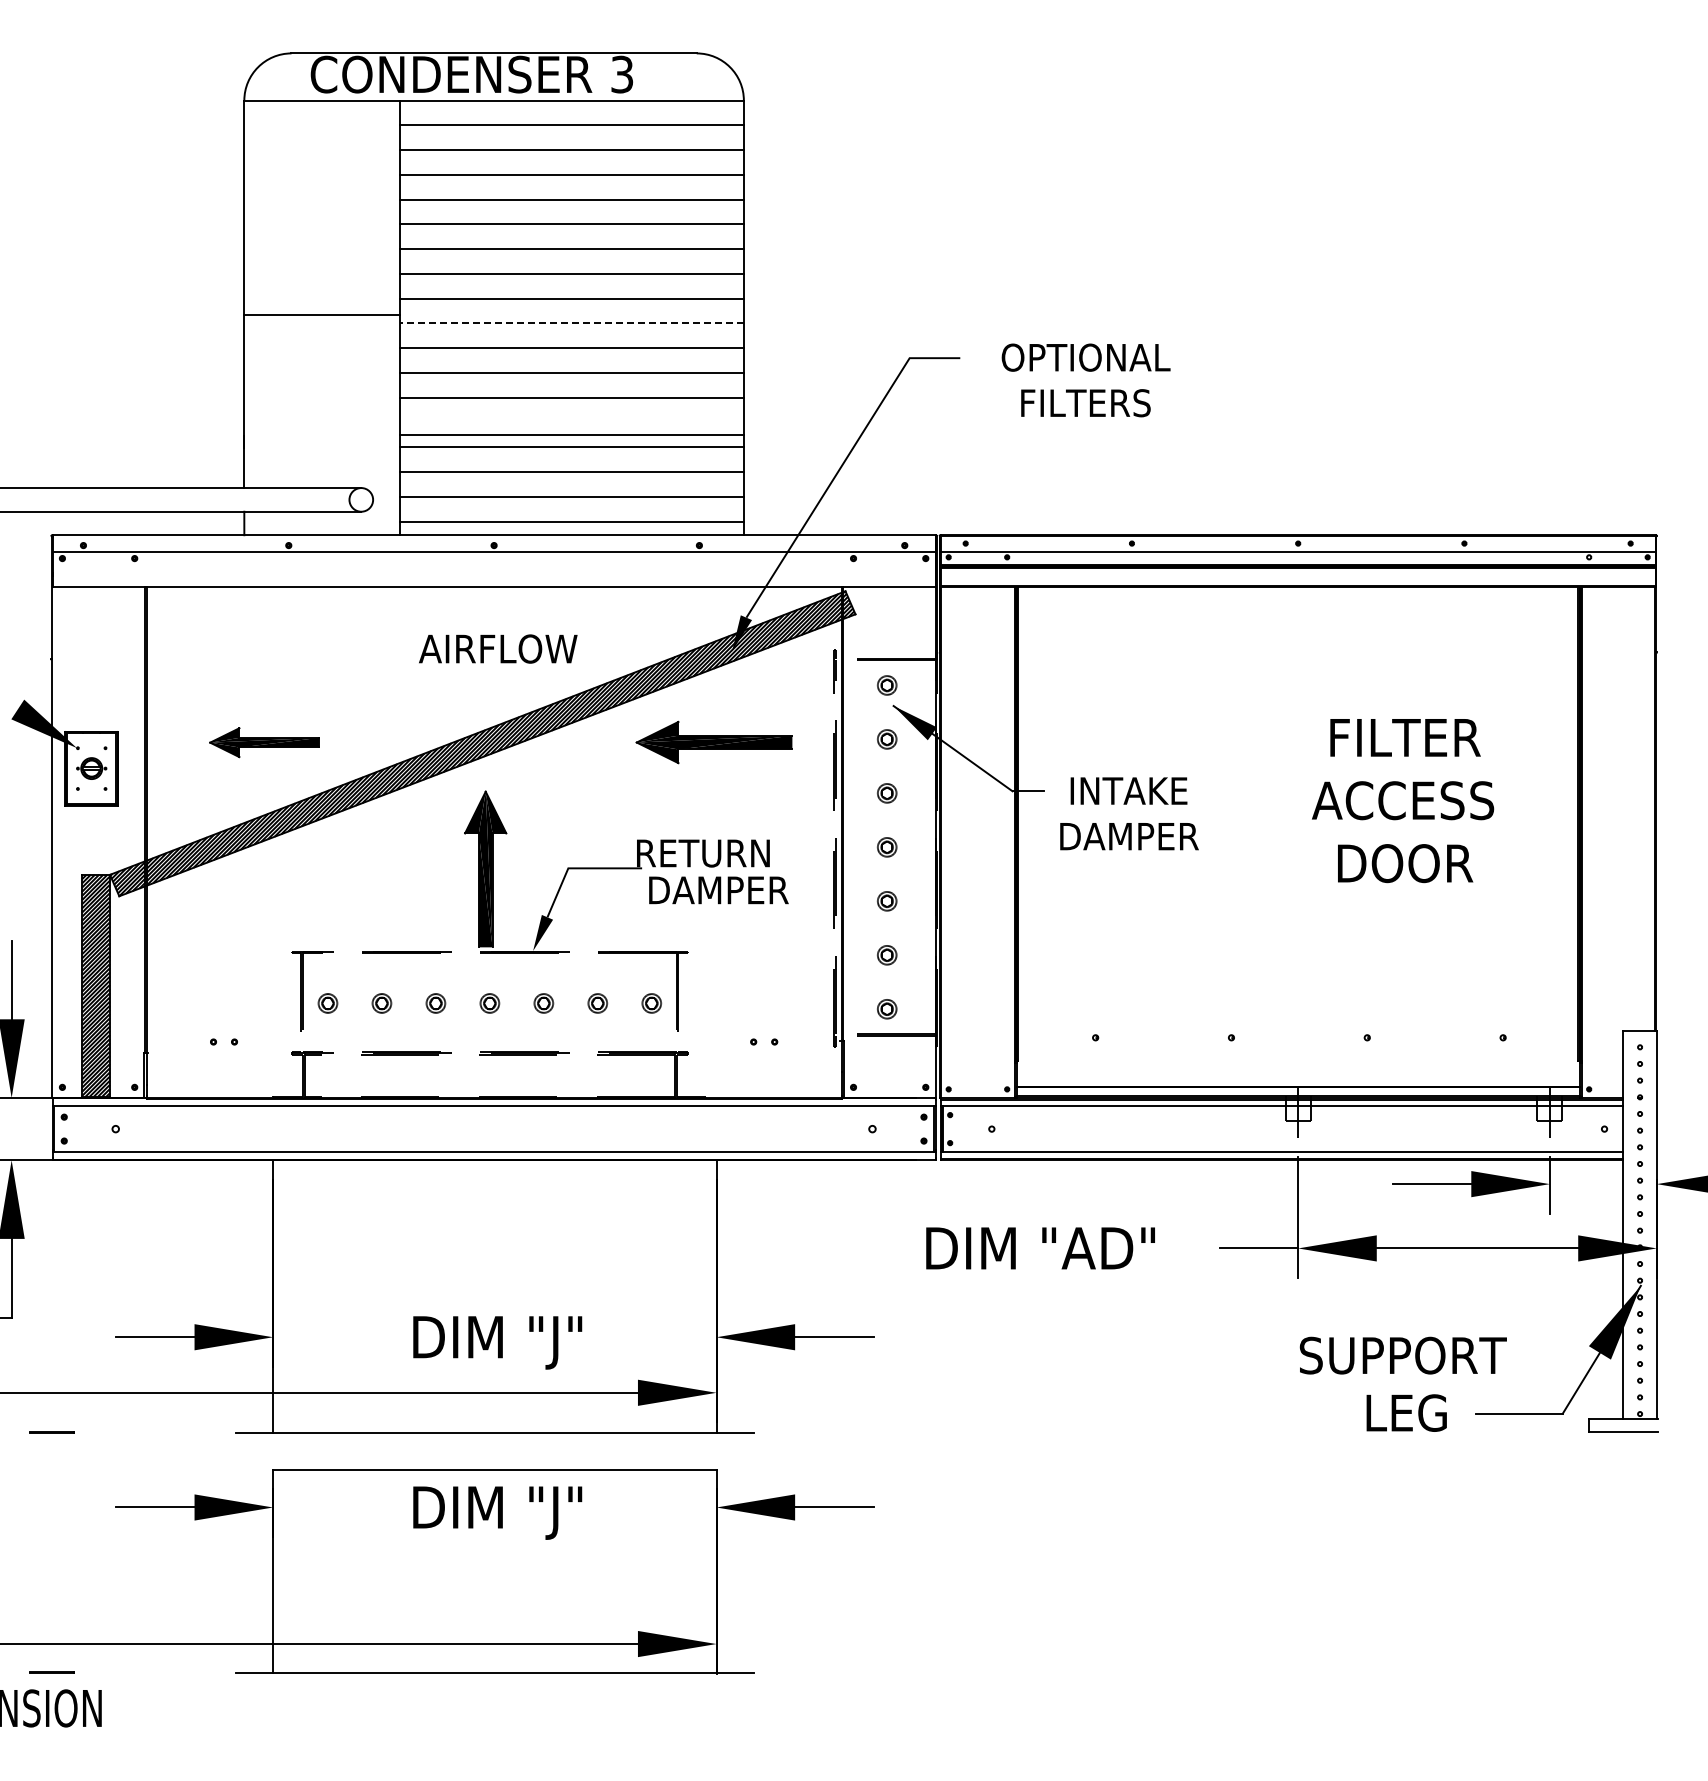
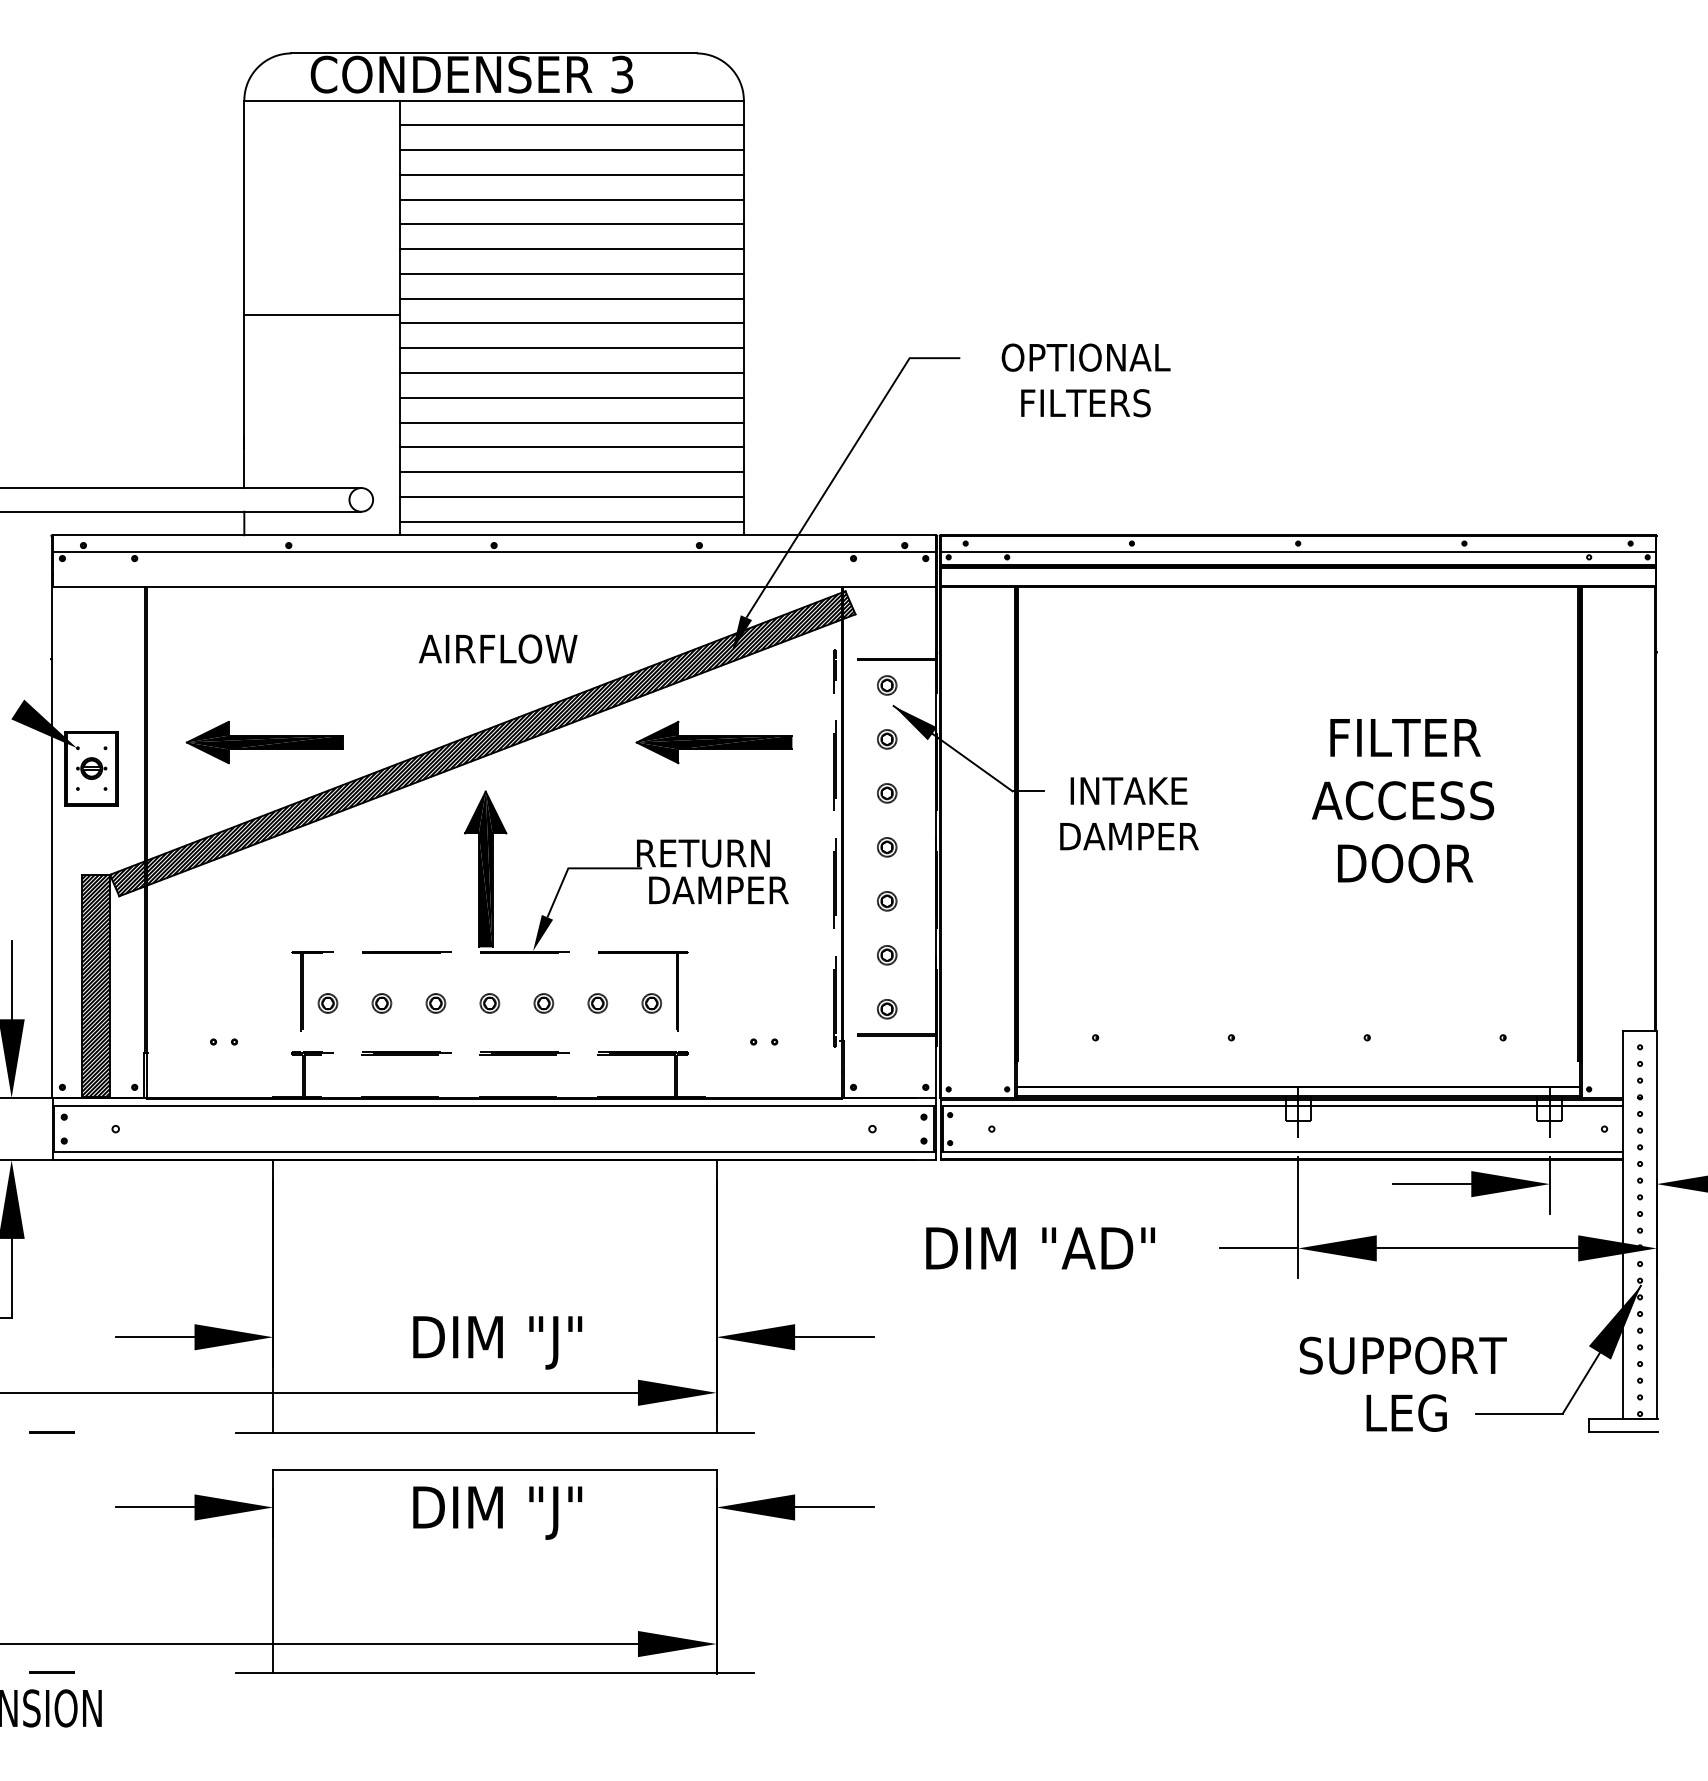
line: dashed -> solid (571, 323)
line position: (571, 434) -> (571, 422) (571, 422)
part size: 111x32 px -> 159x44 px (264, 742)
